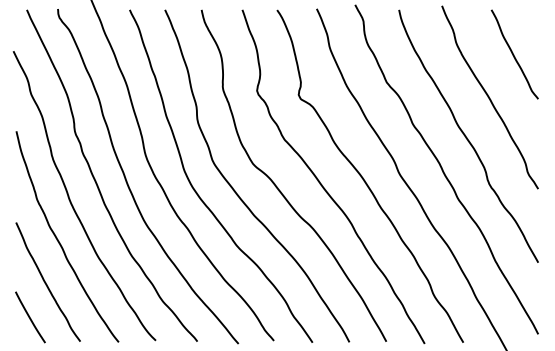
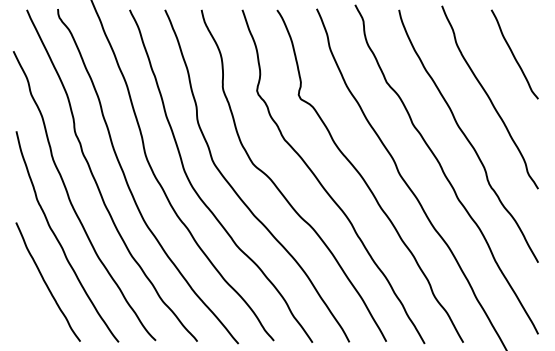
line: present -> none (30, 317)
